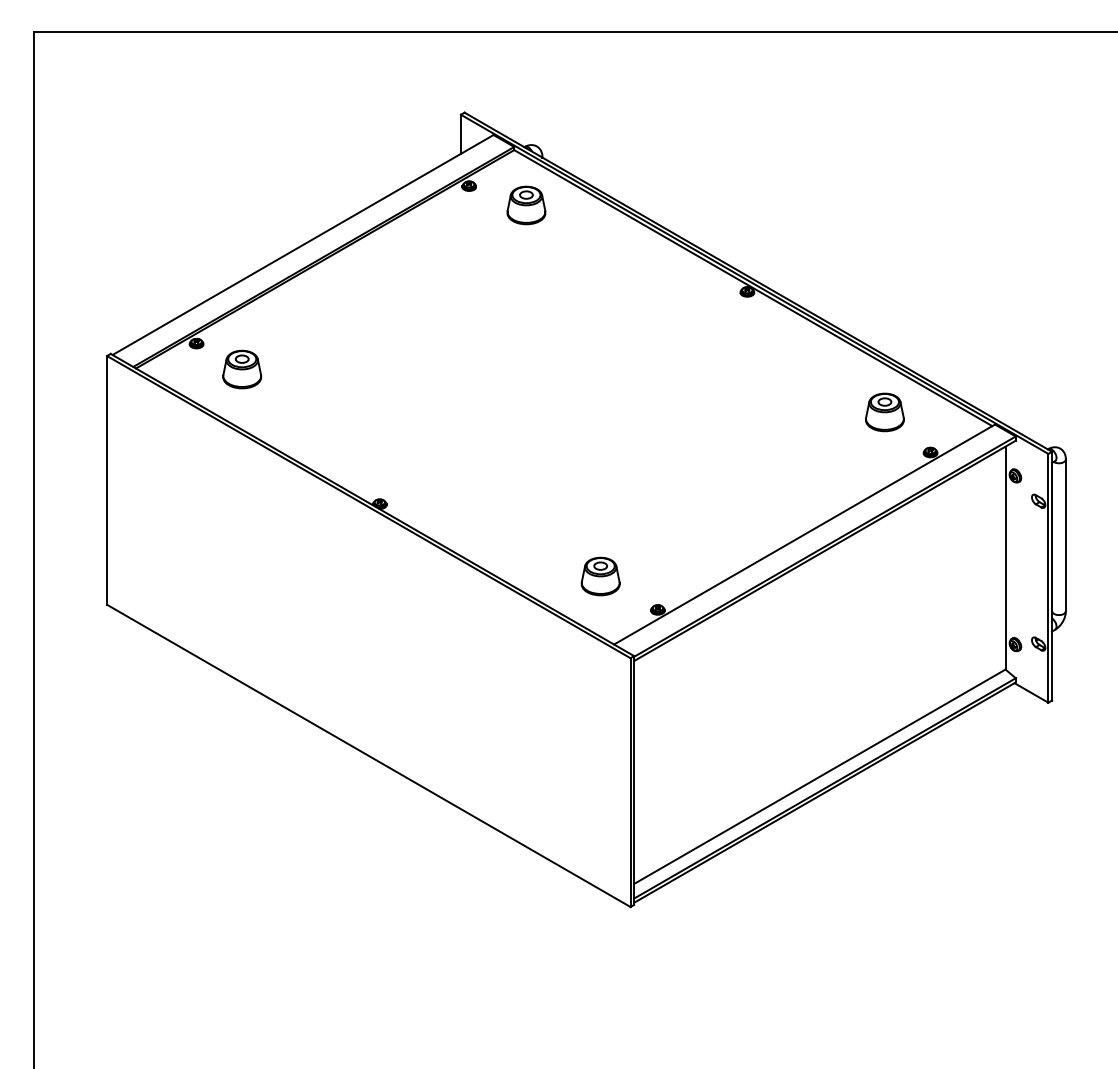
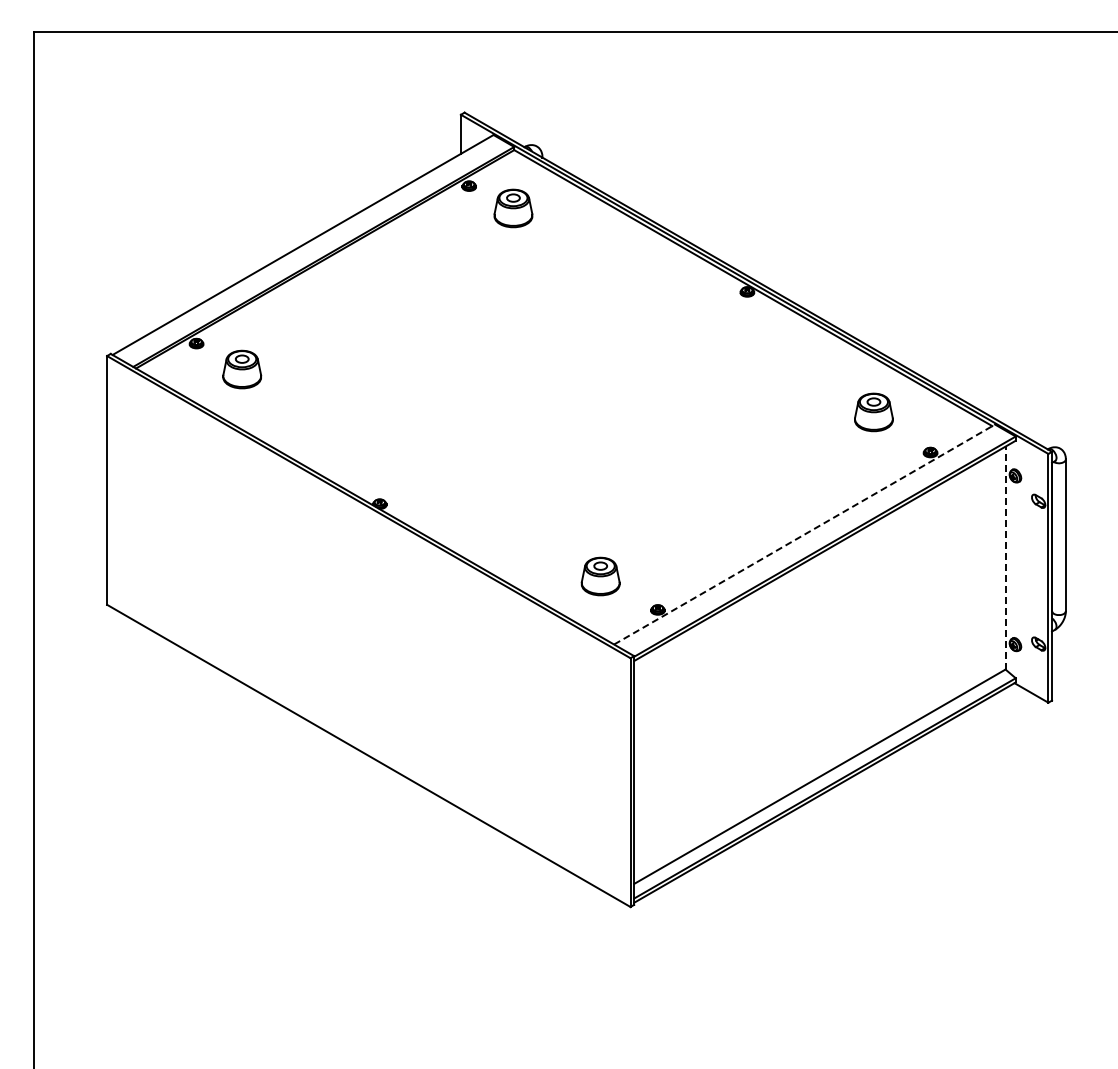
part position: (526, 205) -> (513, 208) (513, 208)
part position: (884, 412) -> (873, 412) (873, 412)
line: solid -> dashed (804, 534)
line: solid -> dashed (1005, 557)
